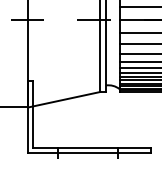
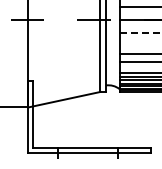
line: solid -> dashed (140, 32)
line: present -> none (138, 44)
line: present -> none (138, 68)
